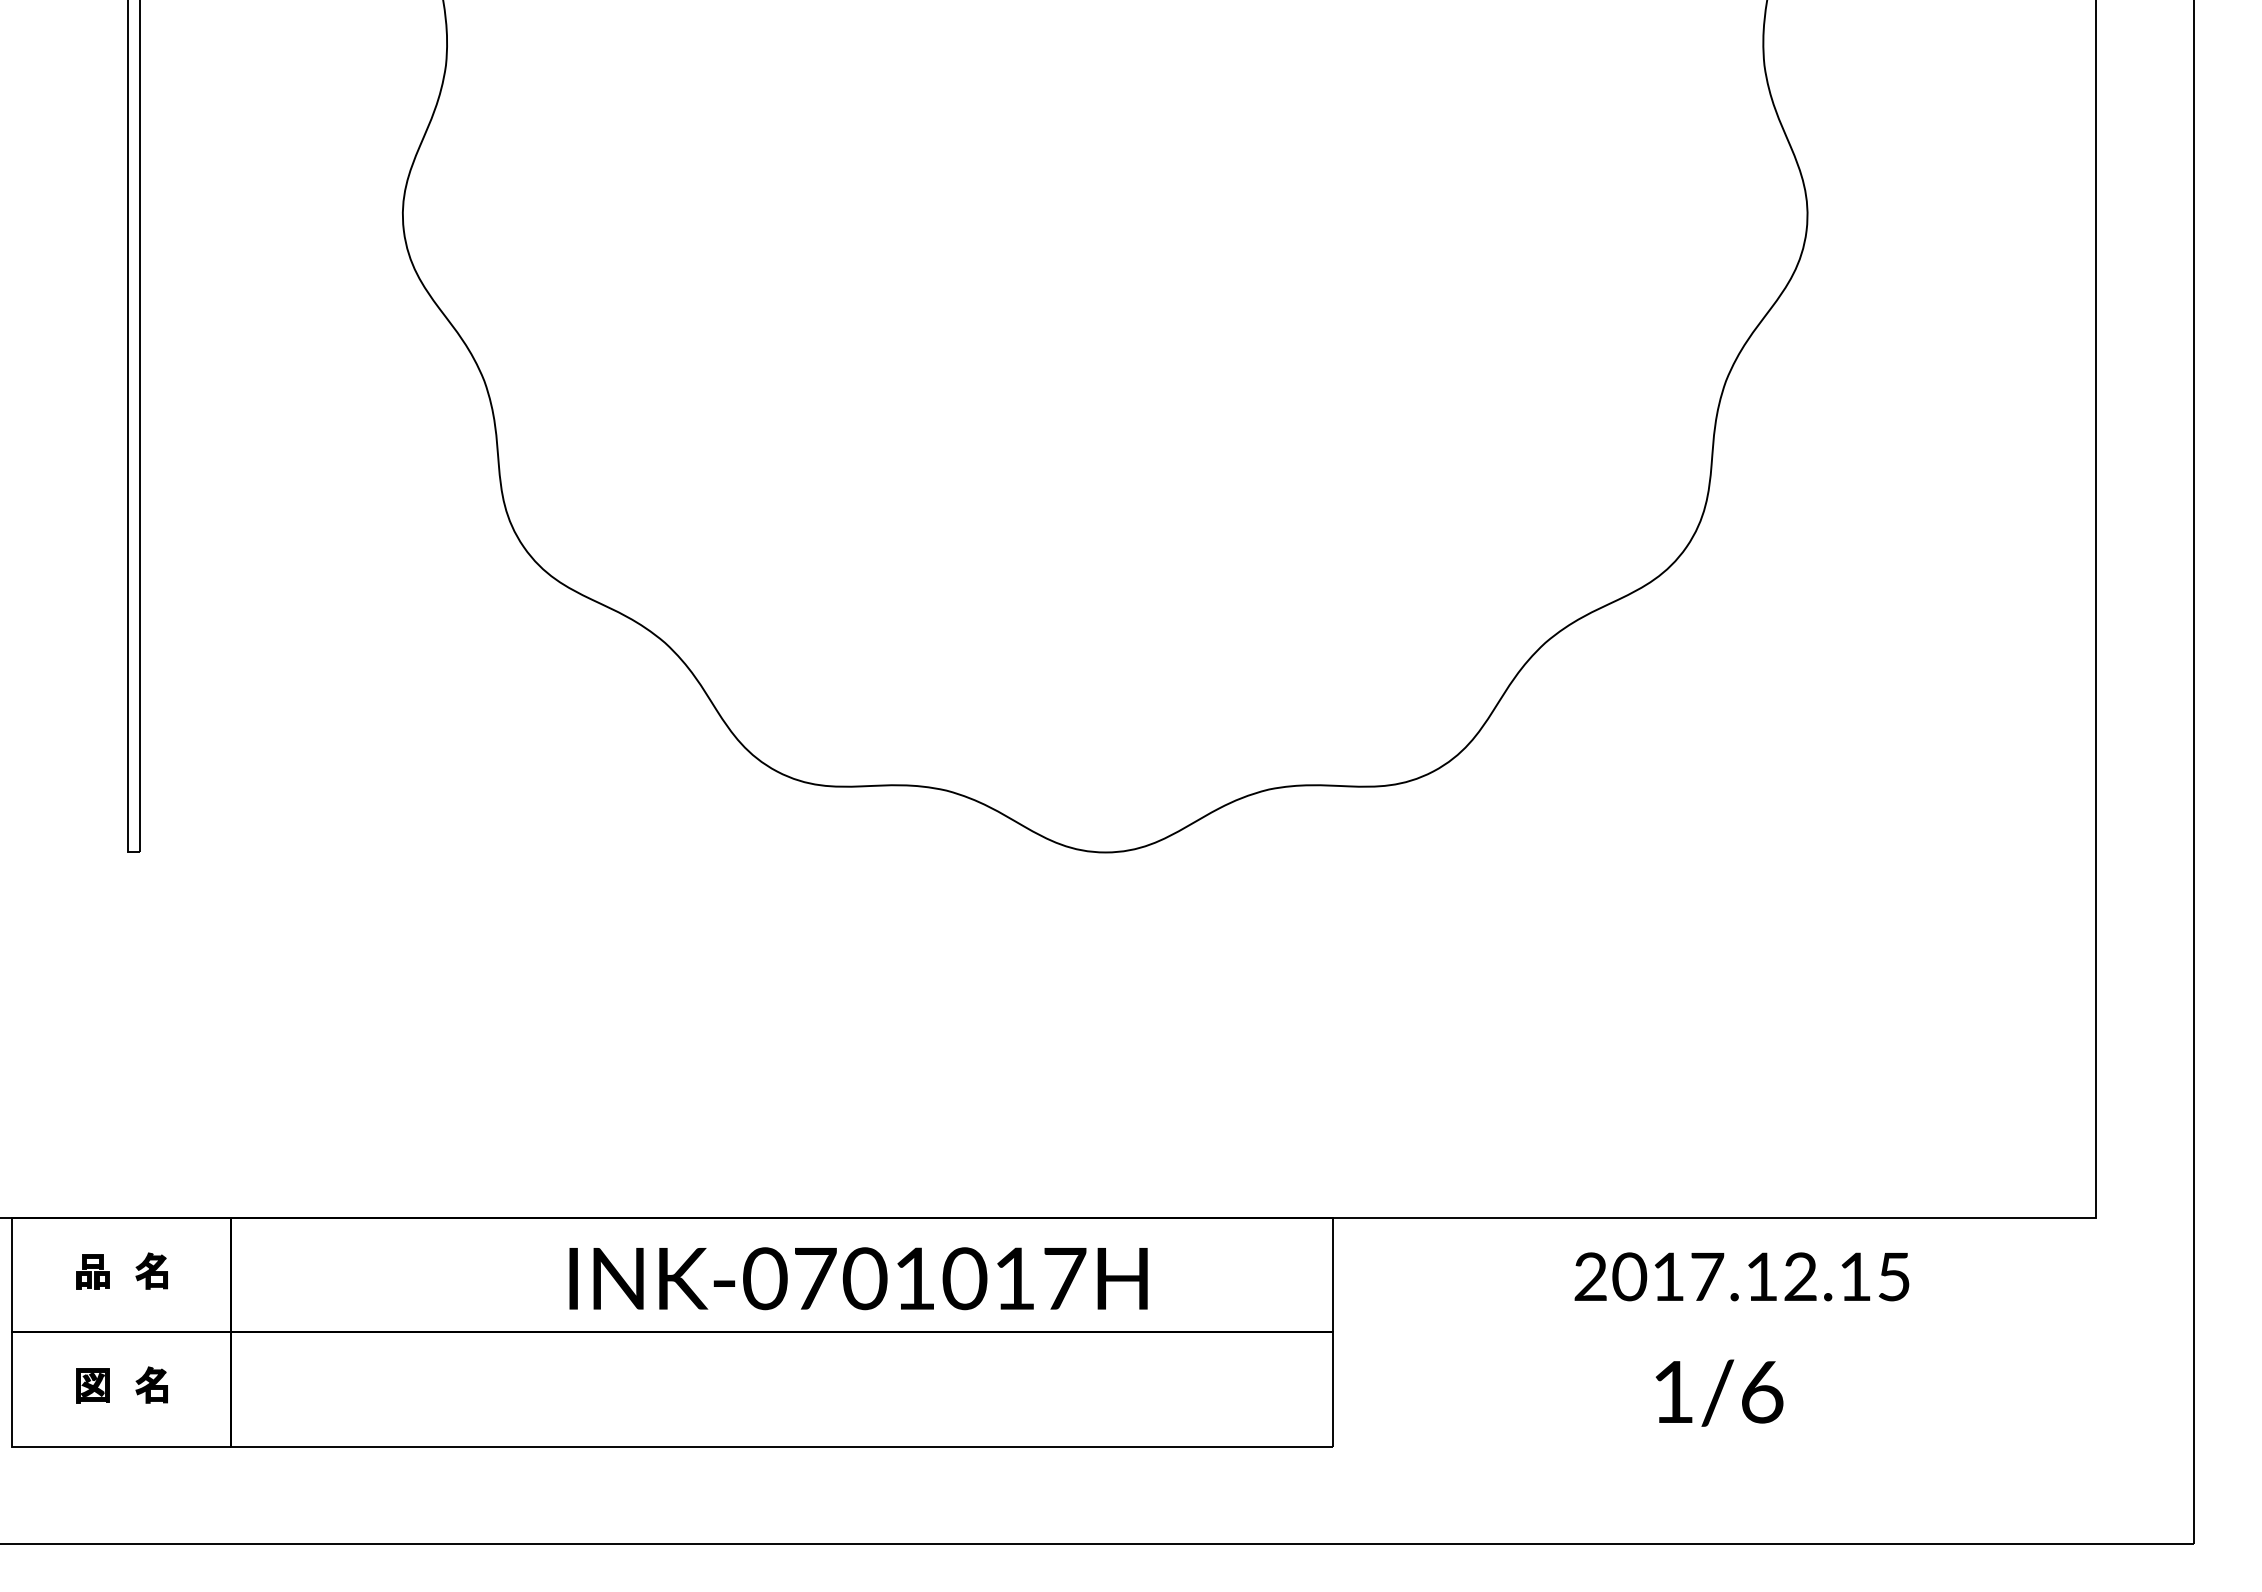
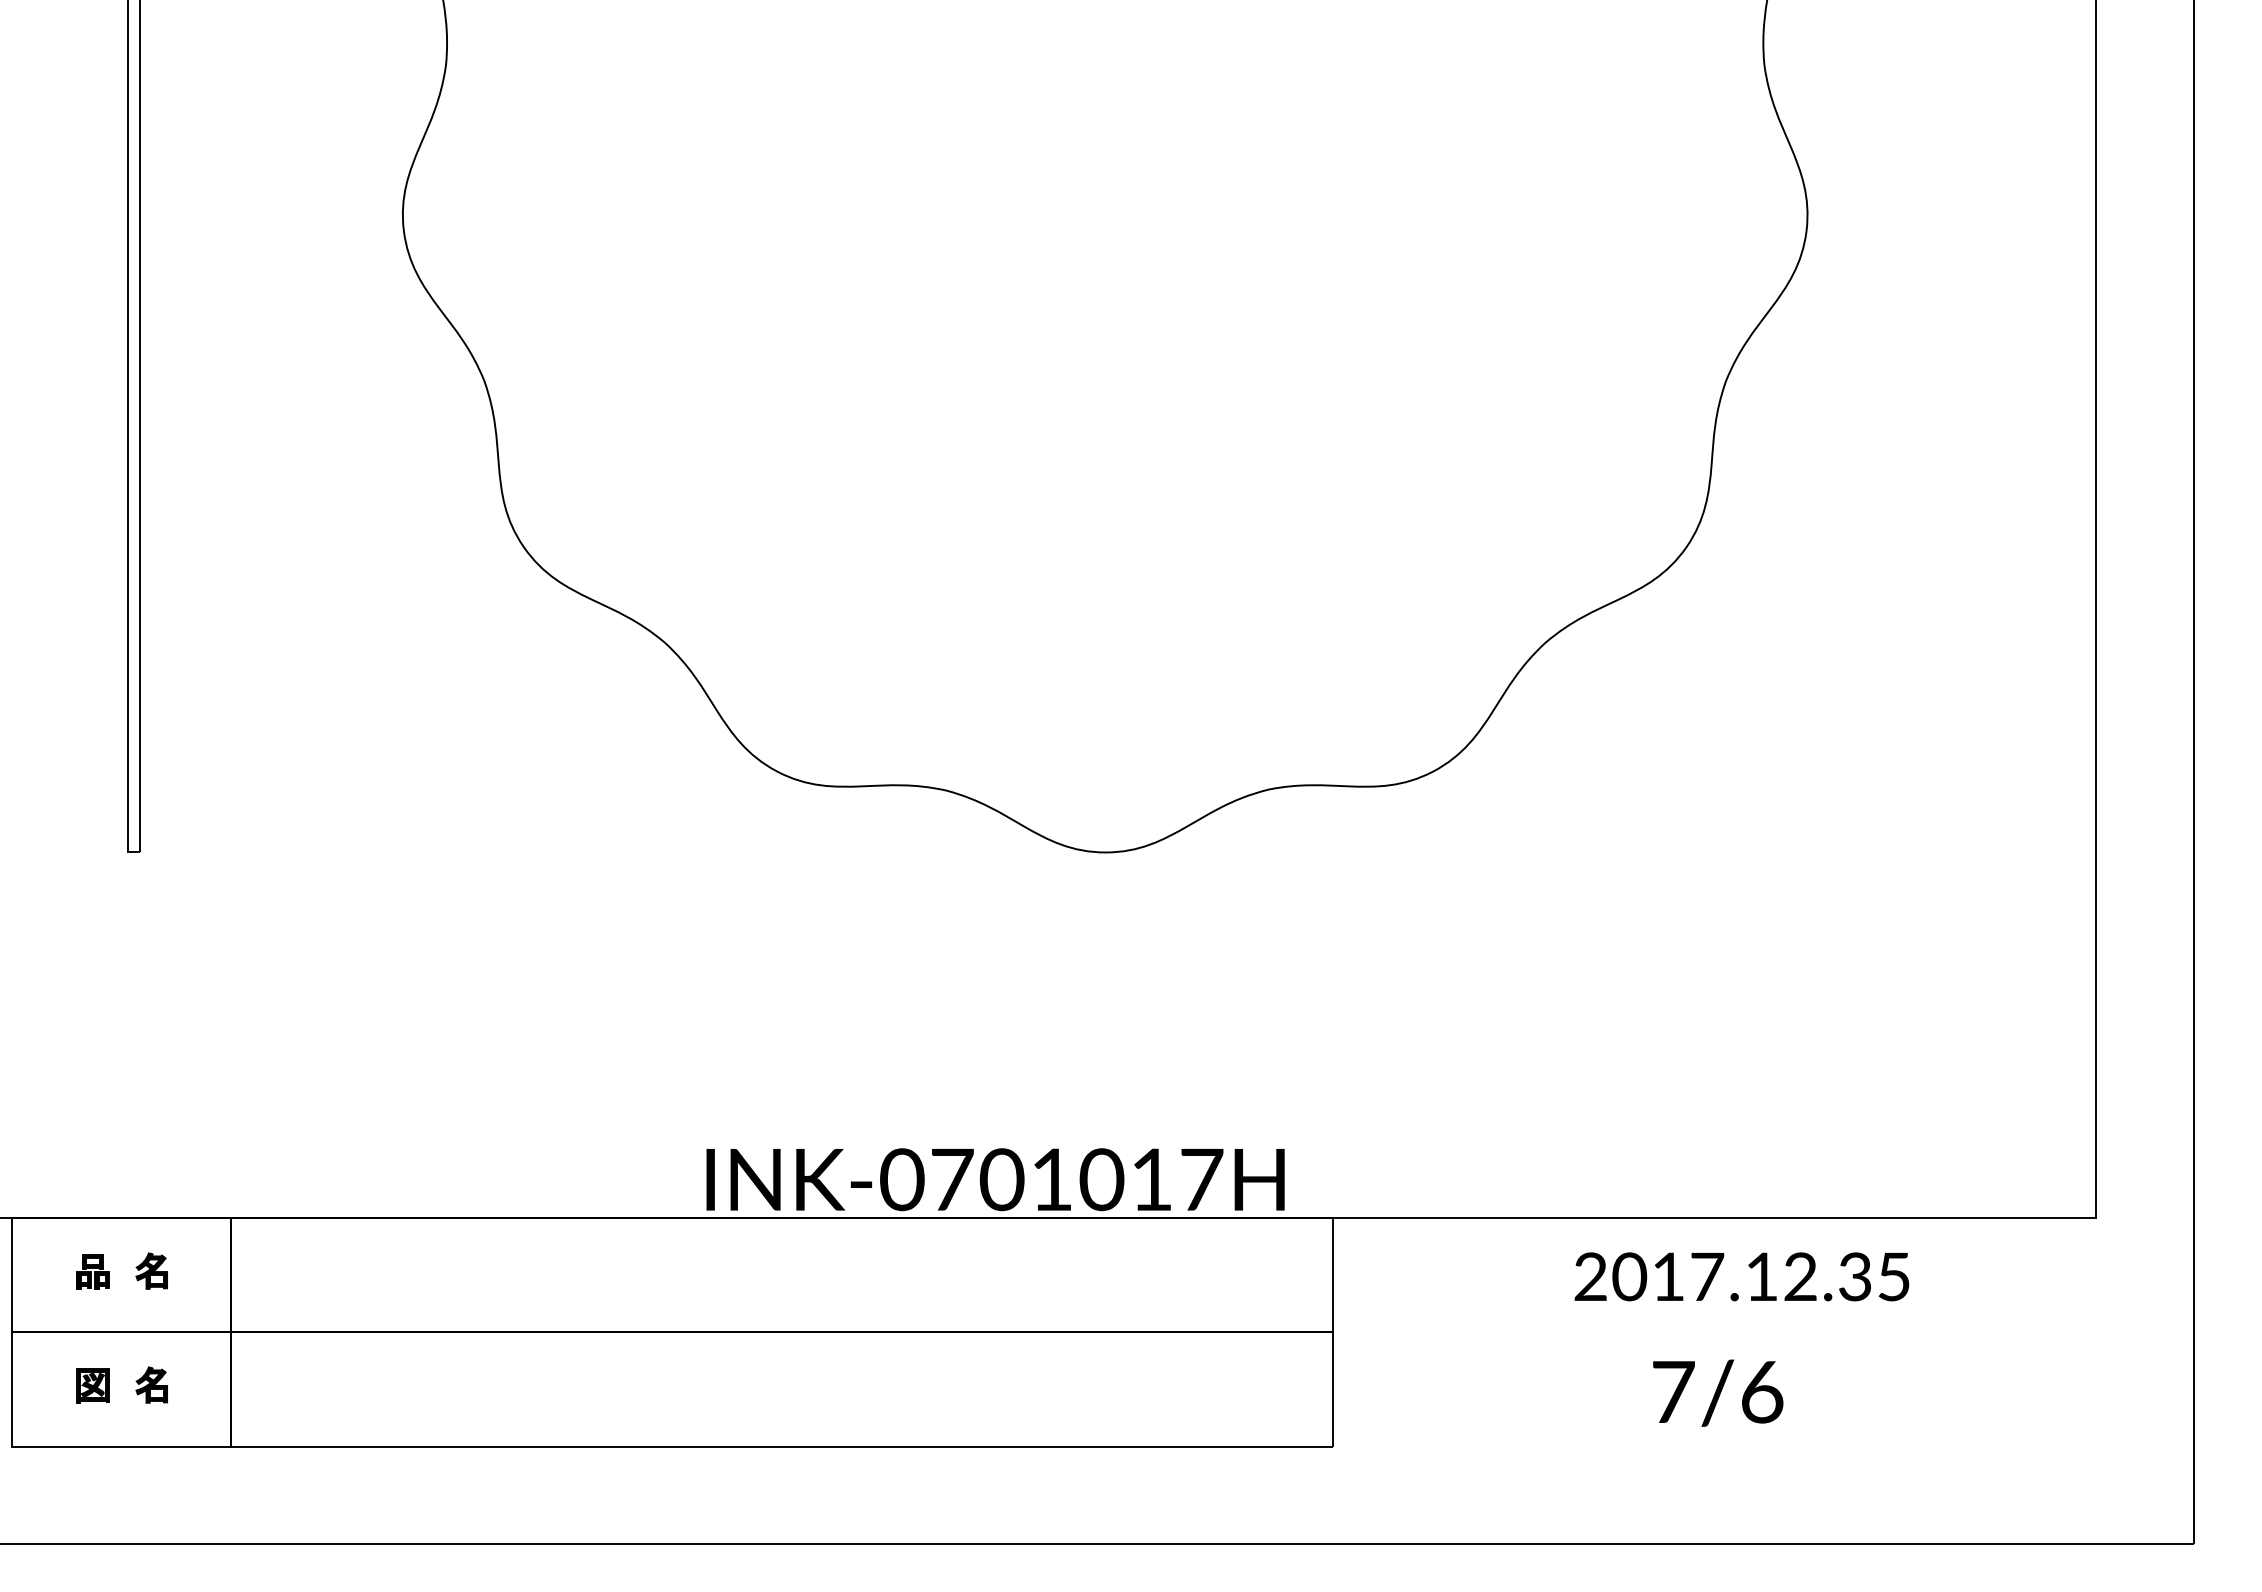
text: 2017.12.15 -> 2017.12.35 (1855, 1276)
text position: (858, 1278) -> (995, 1179) (995, 1179)
text: 1/6 -> 7/6 (1673, 1391)
